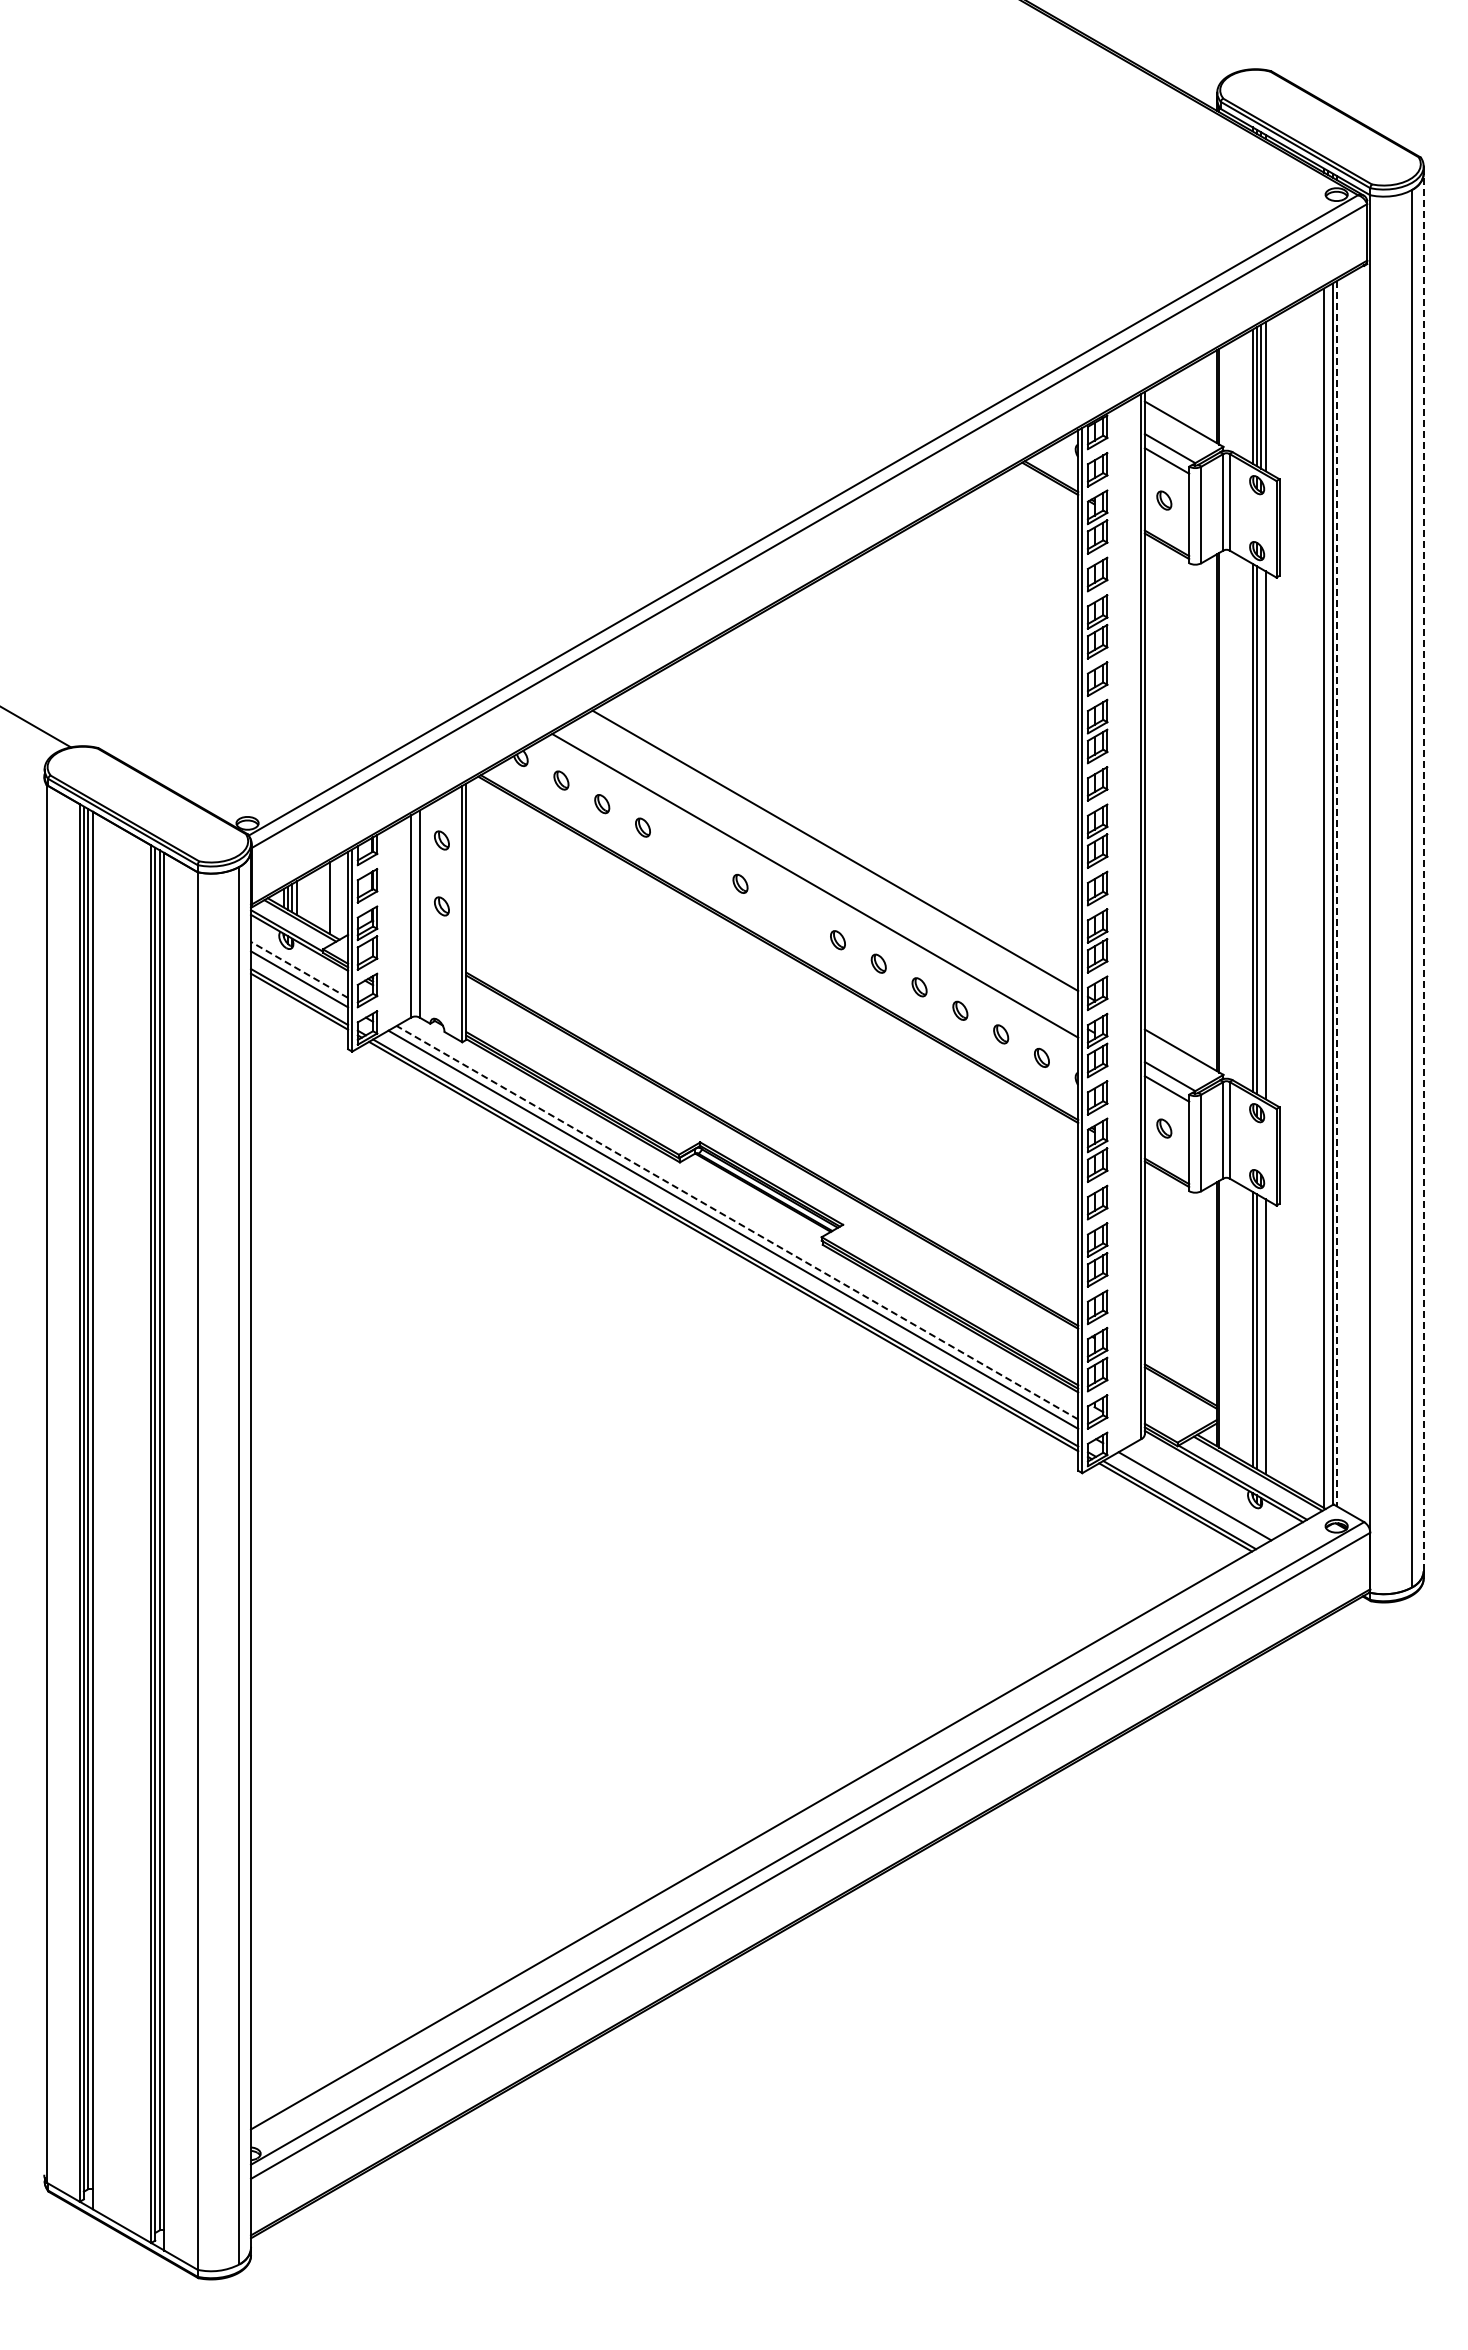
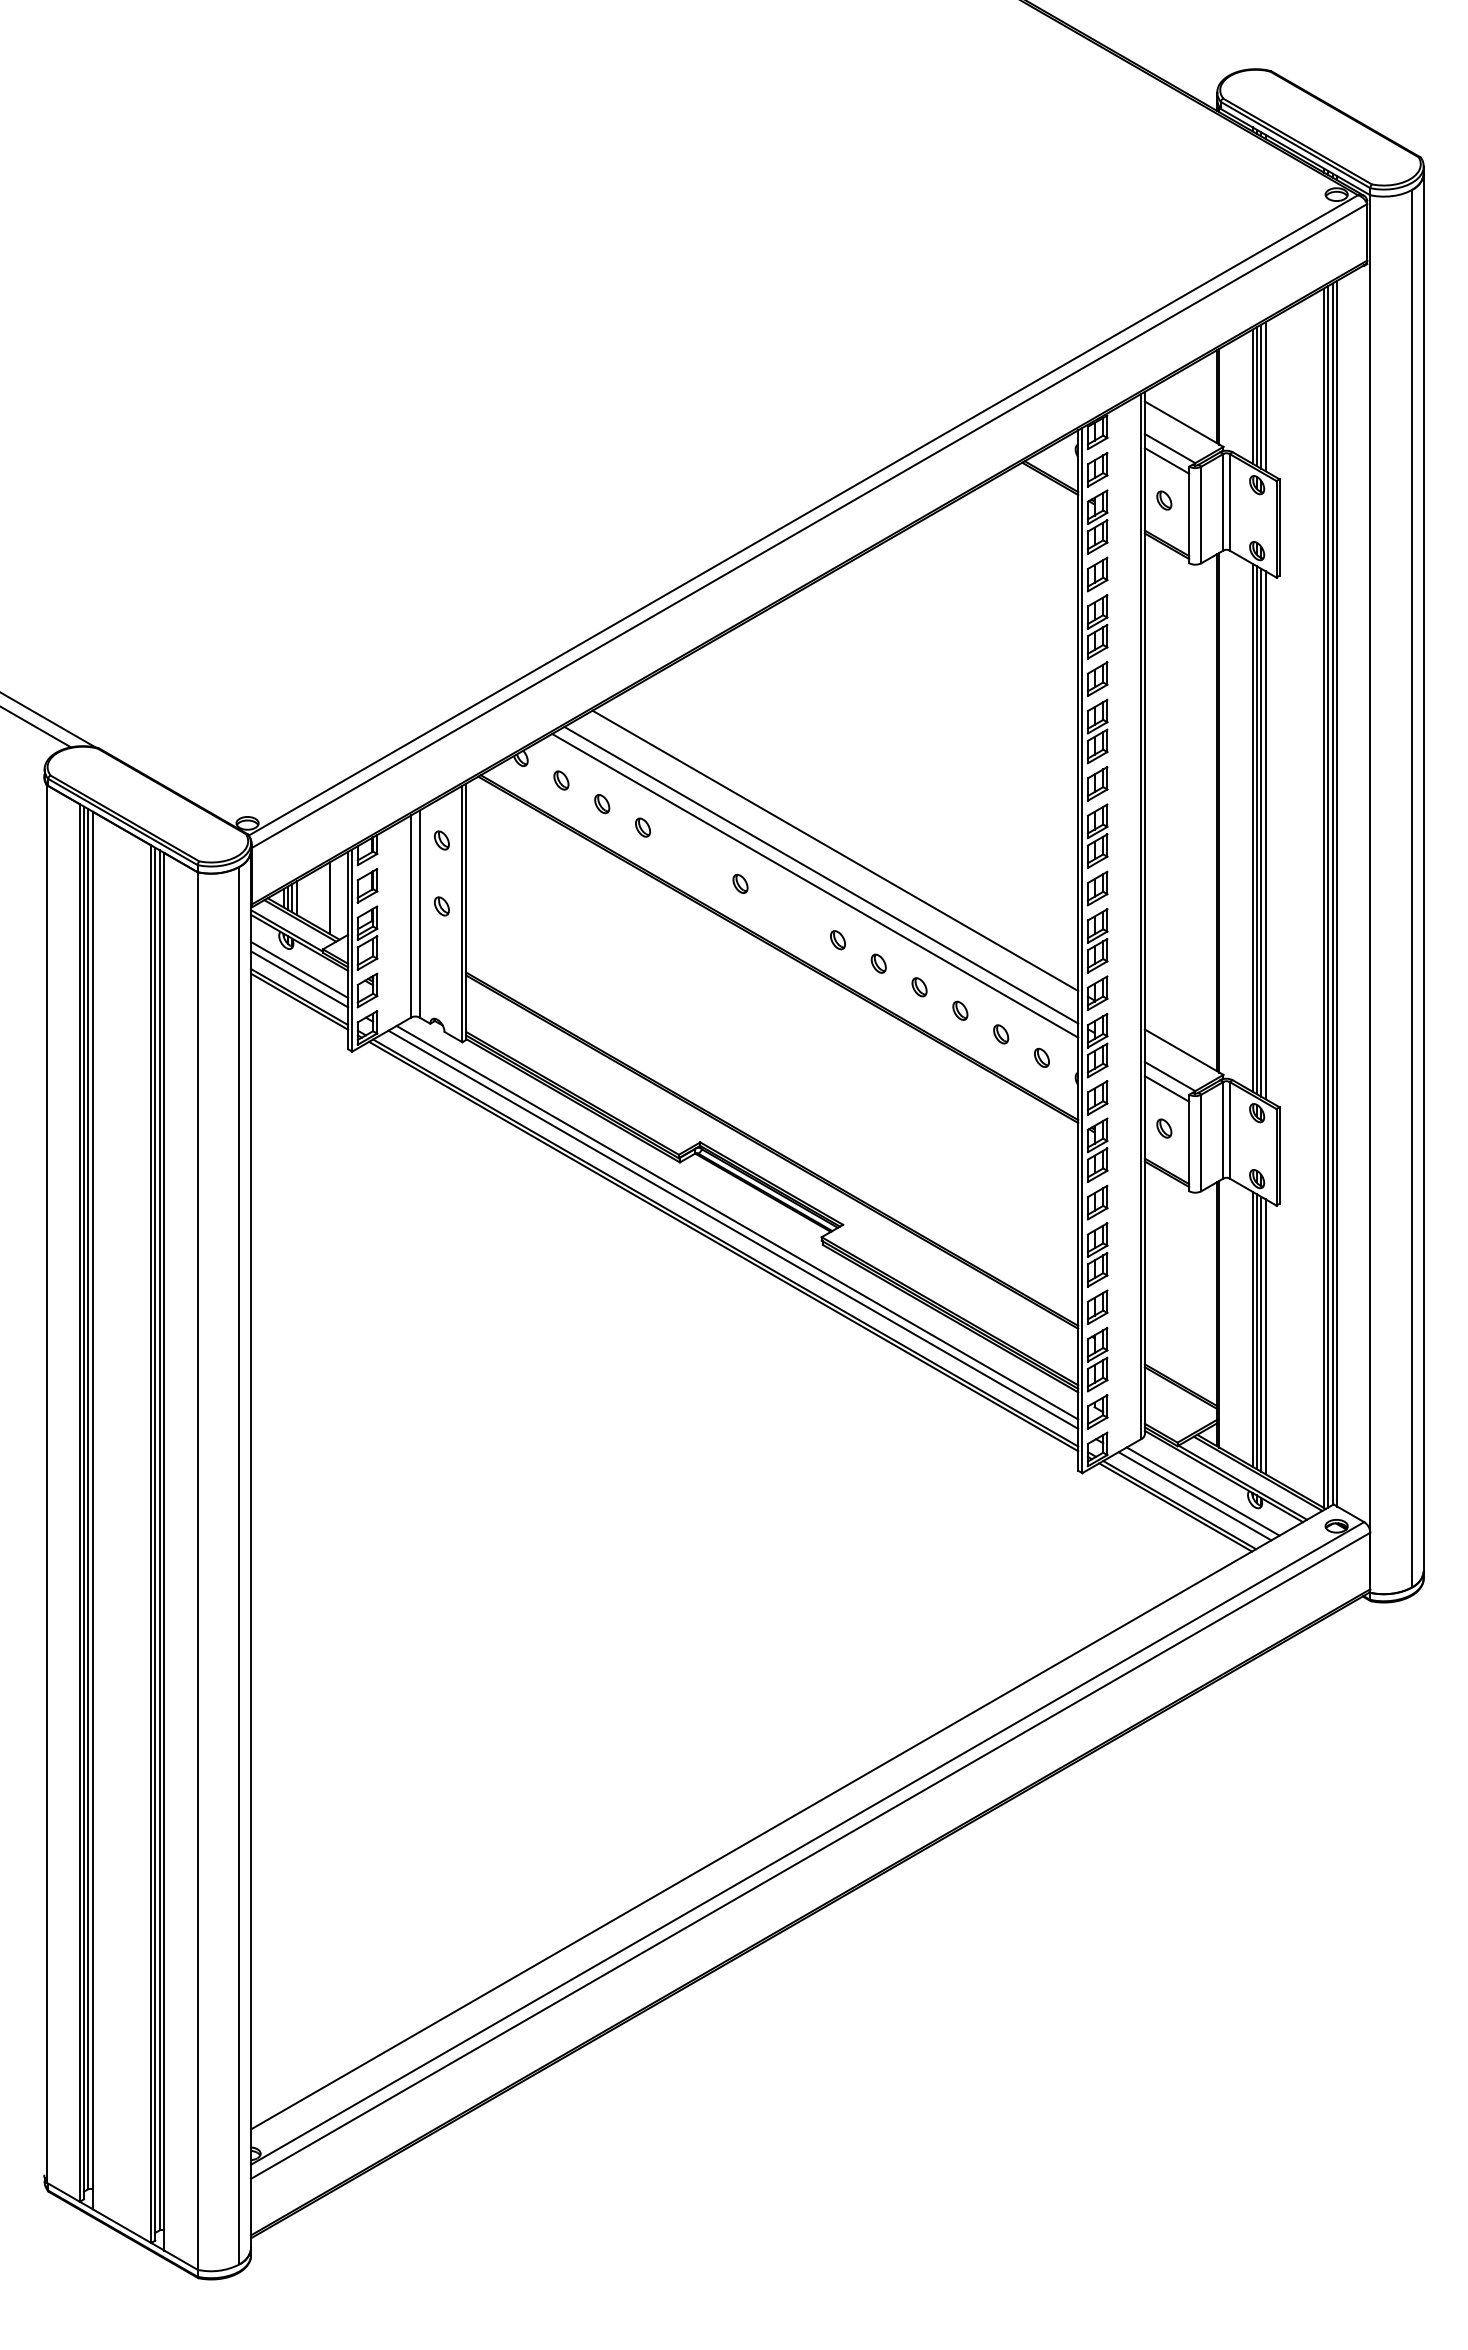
line: none -> present (48, 720)
line: none -> present (1261, 832)
line: dashed -> solid (1423, 872)
line: none -> present (821, 874)
line: dashed -> solid (1337, 893)
line: none -> present (1328, 896)
line: dashed -> solid (299, 969)
line: dashed -> solid (737, 1222)
line: none -> present (1261, 1333)
line: none -> present (1202, 1491)
